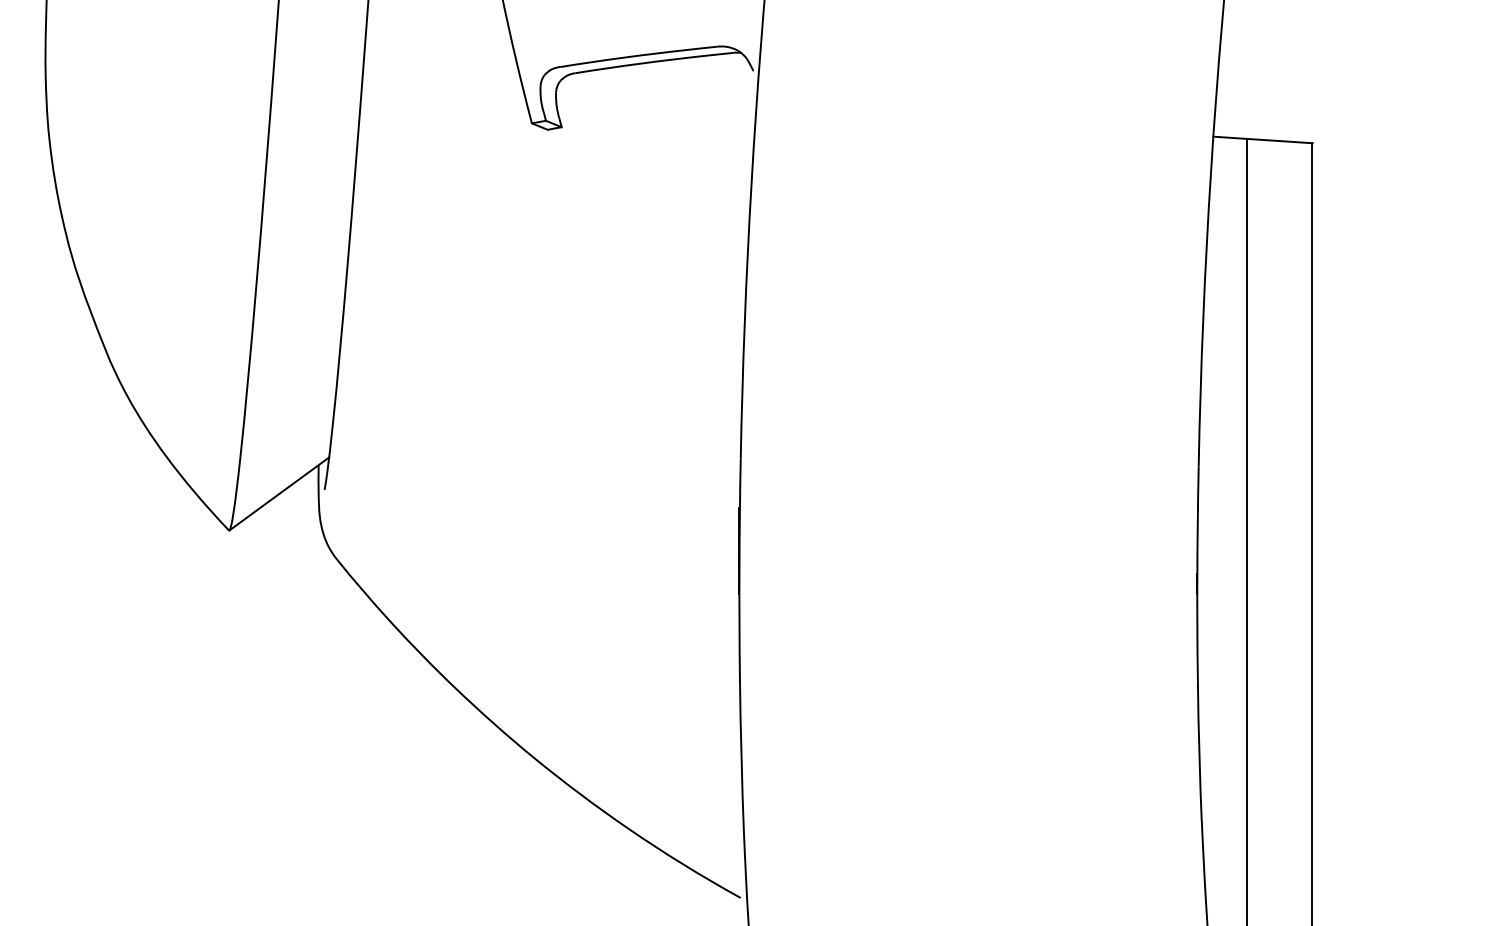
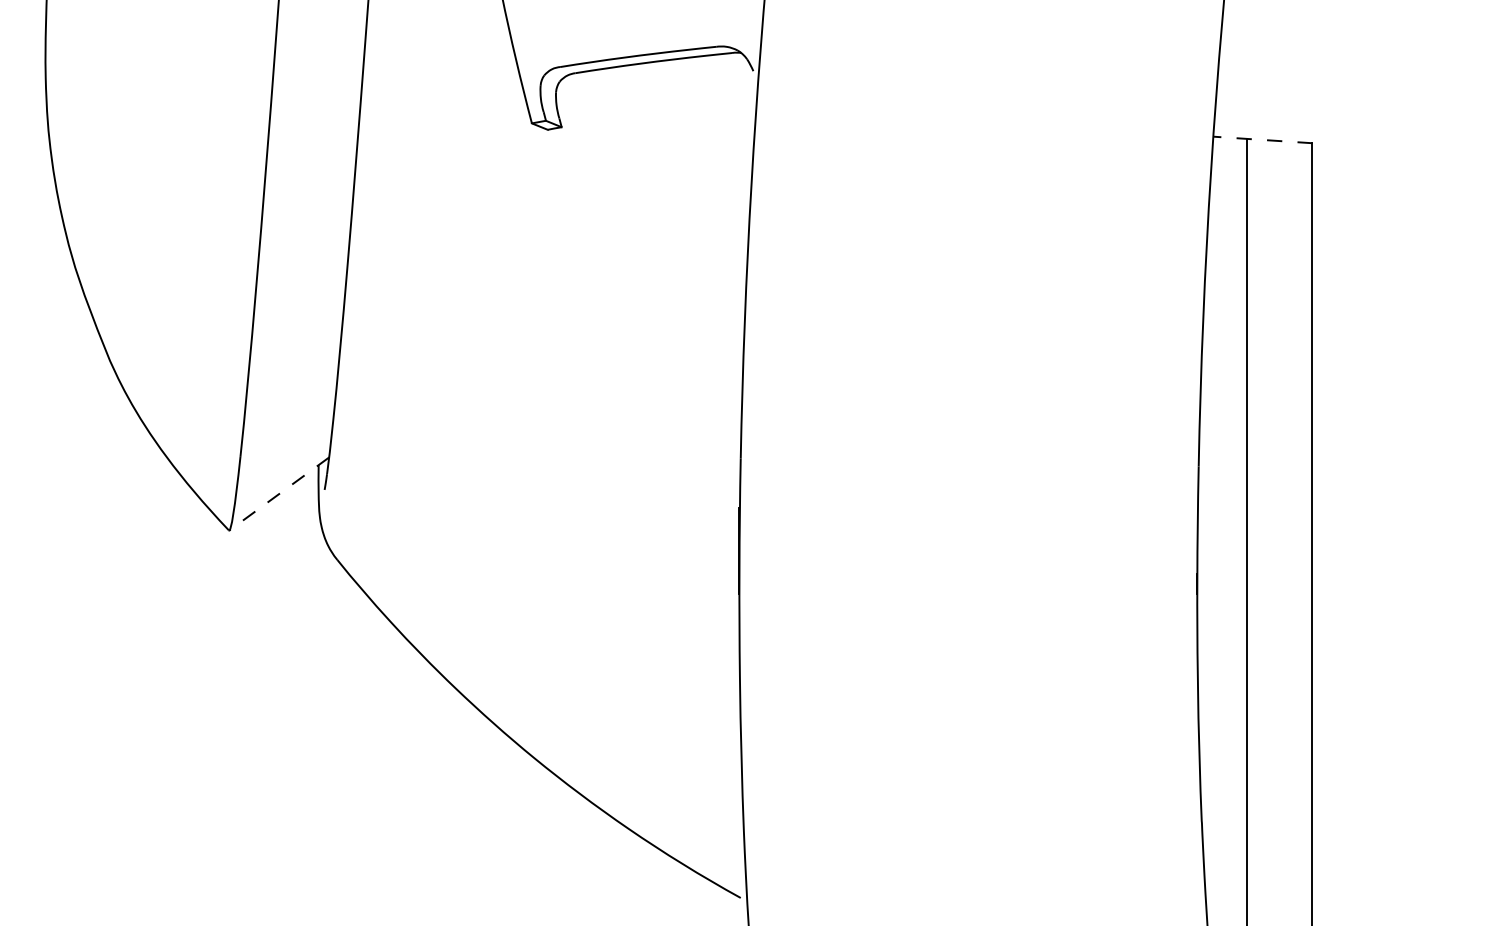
line: solid -> dashed (1263, 139)
line: solid -> dashed (279, 493)
